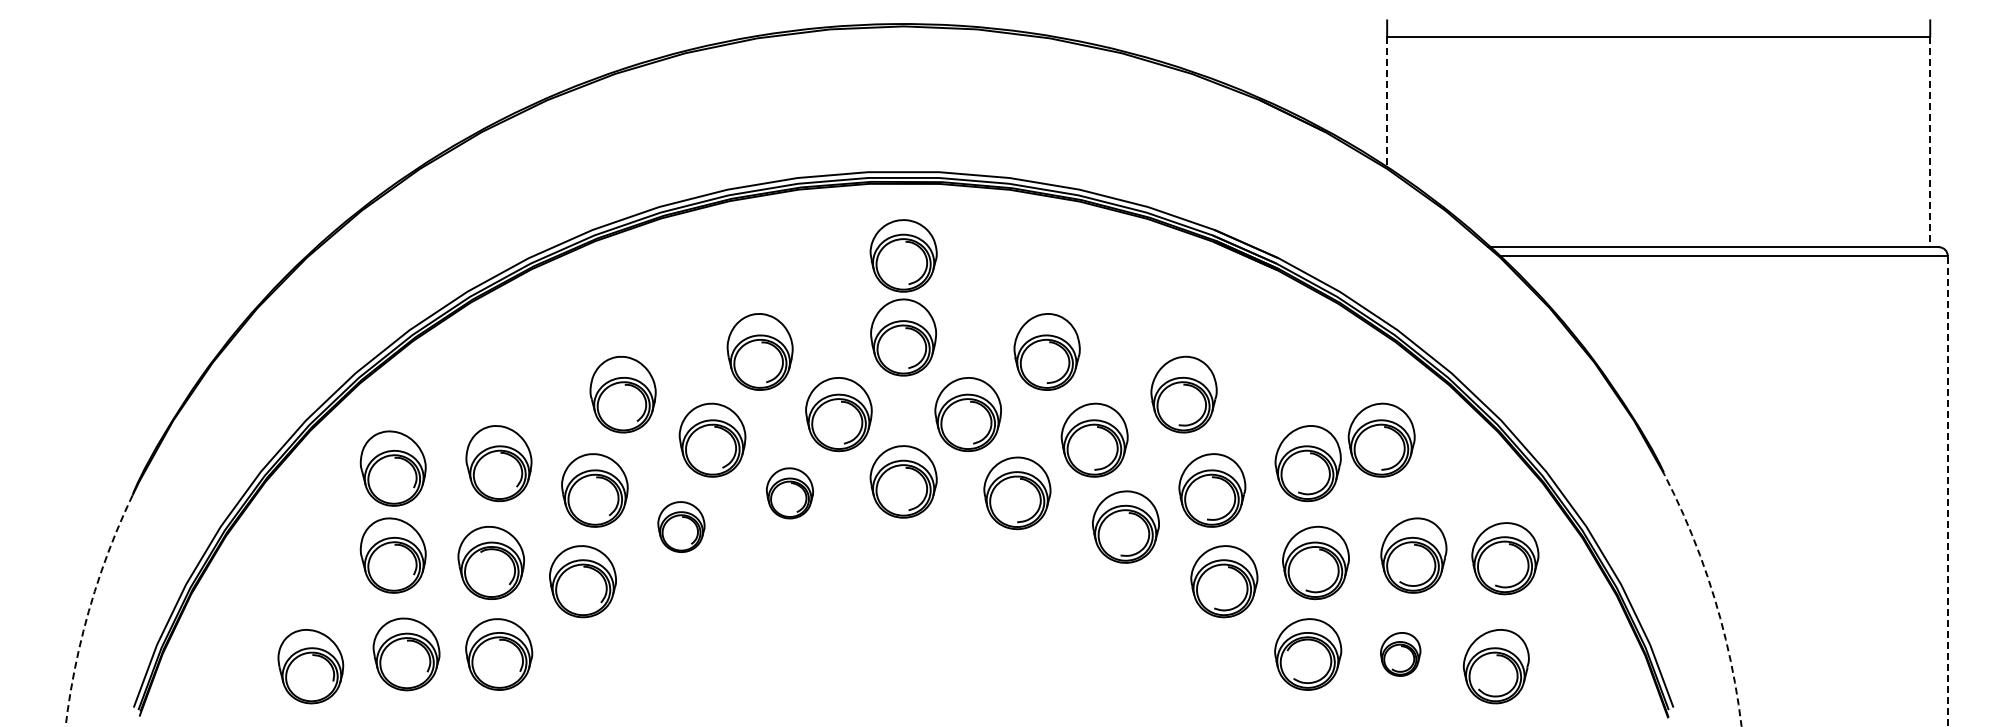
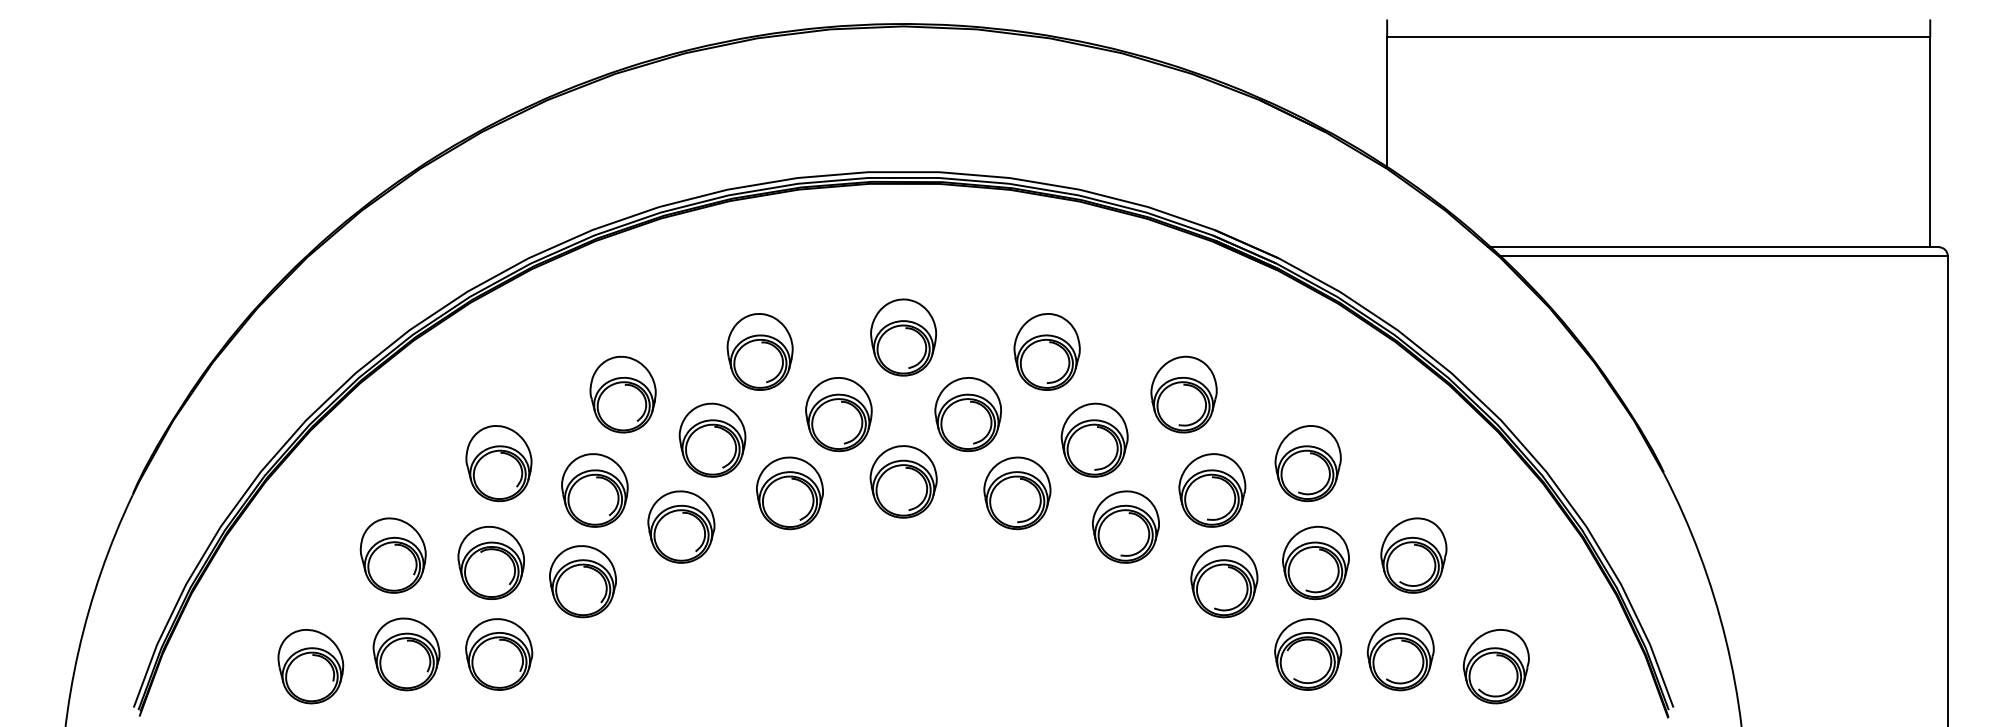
line: dashed -> solid (1387, 102)
line: dashed -> solid (1930, 142)
part: present -> none (903, 255)
part: present -> none (1381, 439)
part: present -> none (392, 468)
line: dashed -> solid (1947, 490)
part size: 49x53 px -> 68x75 px (789, 493)
part size: 49x52 px -> 69x74 px (681, 526)
part: present -> none (1505, 558)
arc: dashed -> solid (1714, 597)
arc: dashed -> solid (89, 609)
part size: 42x45 px -> 69x75 px (1400, 654)
